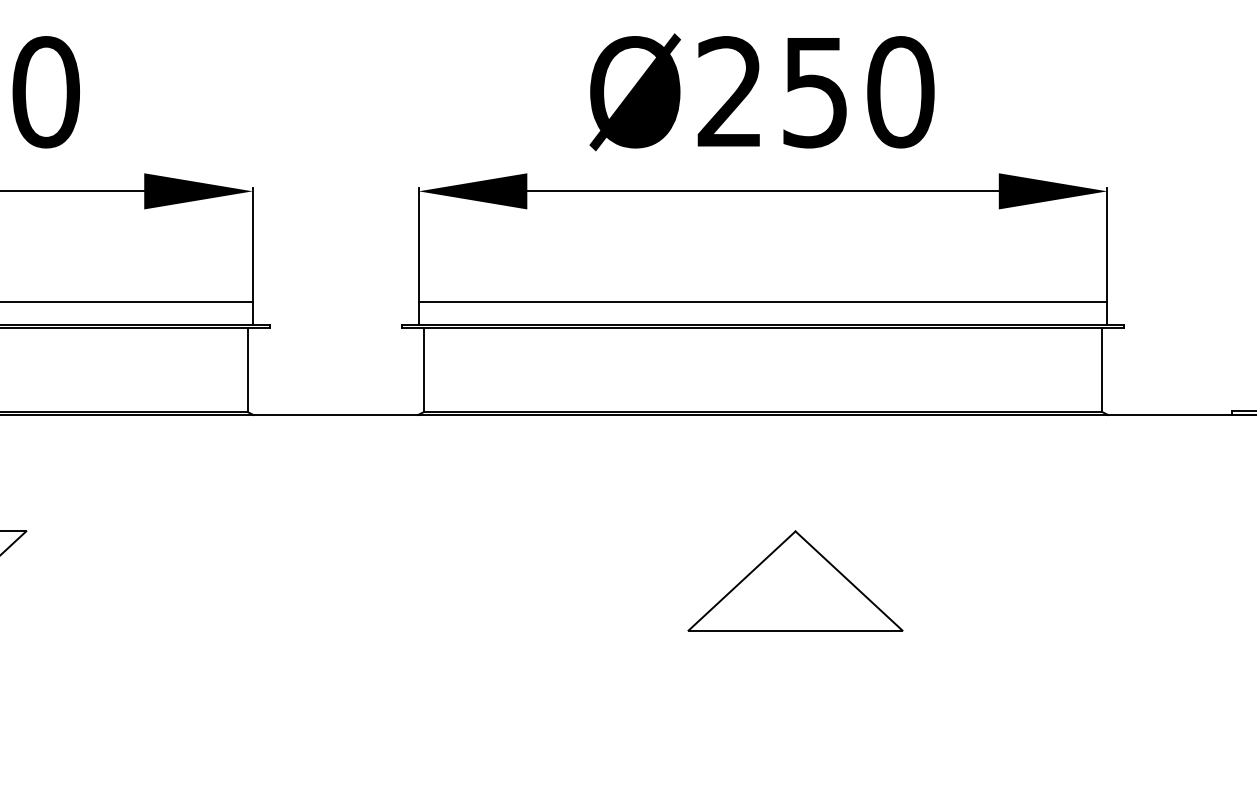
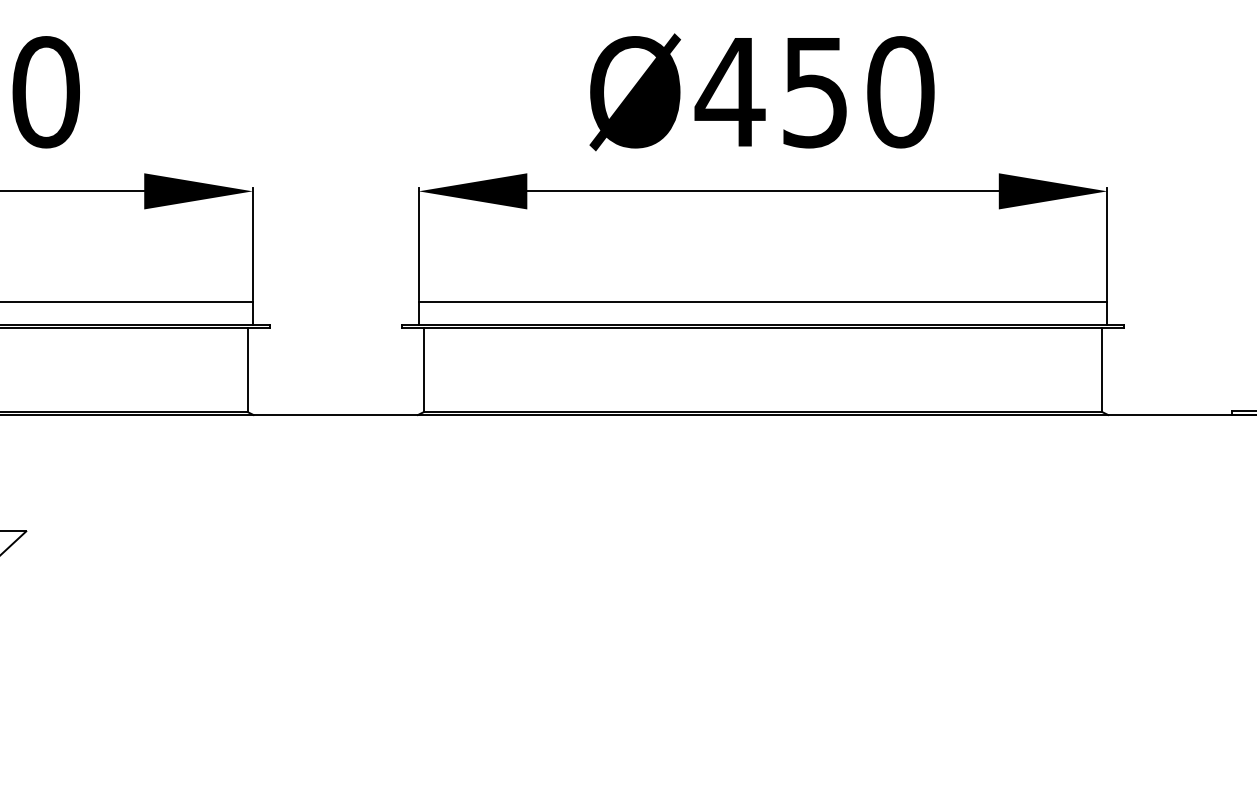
text: Ø250 -> Ø450 (729, 91)
part: present -> none (795, 580)
